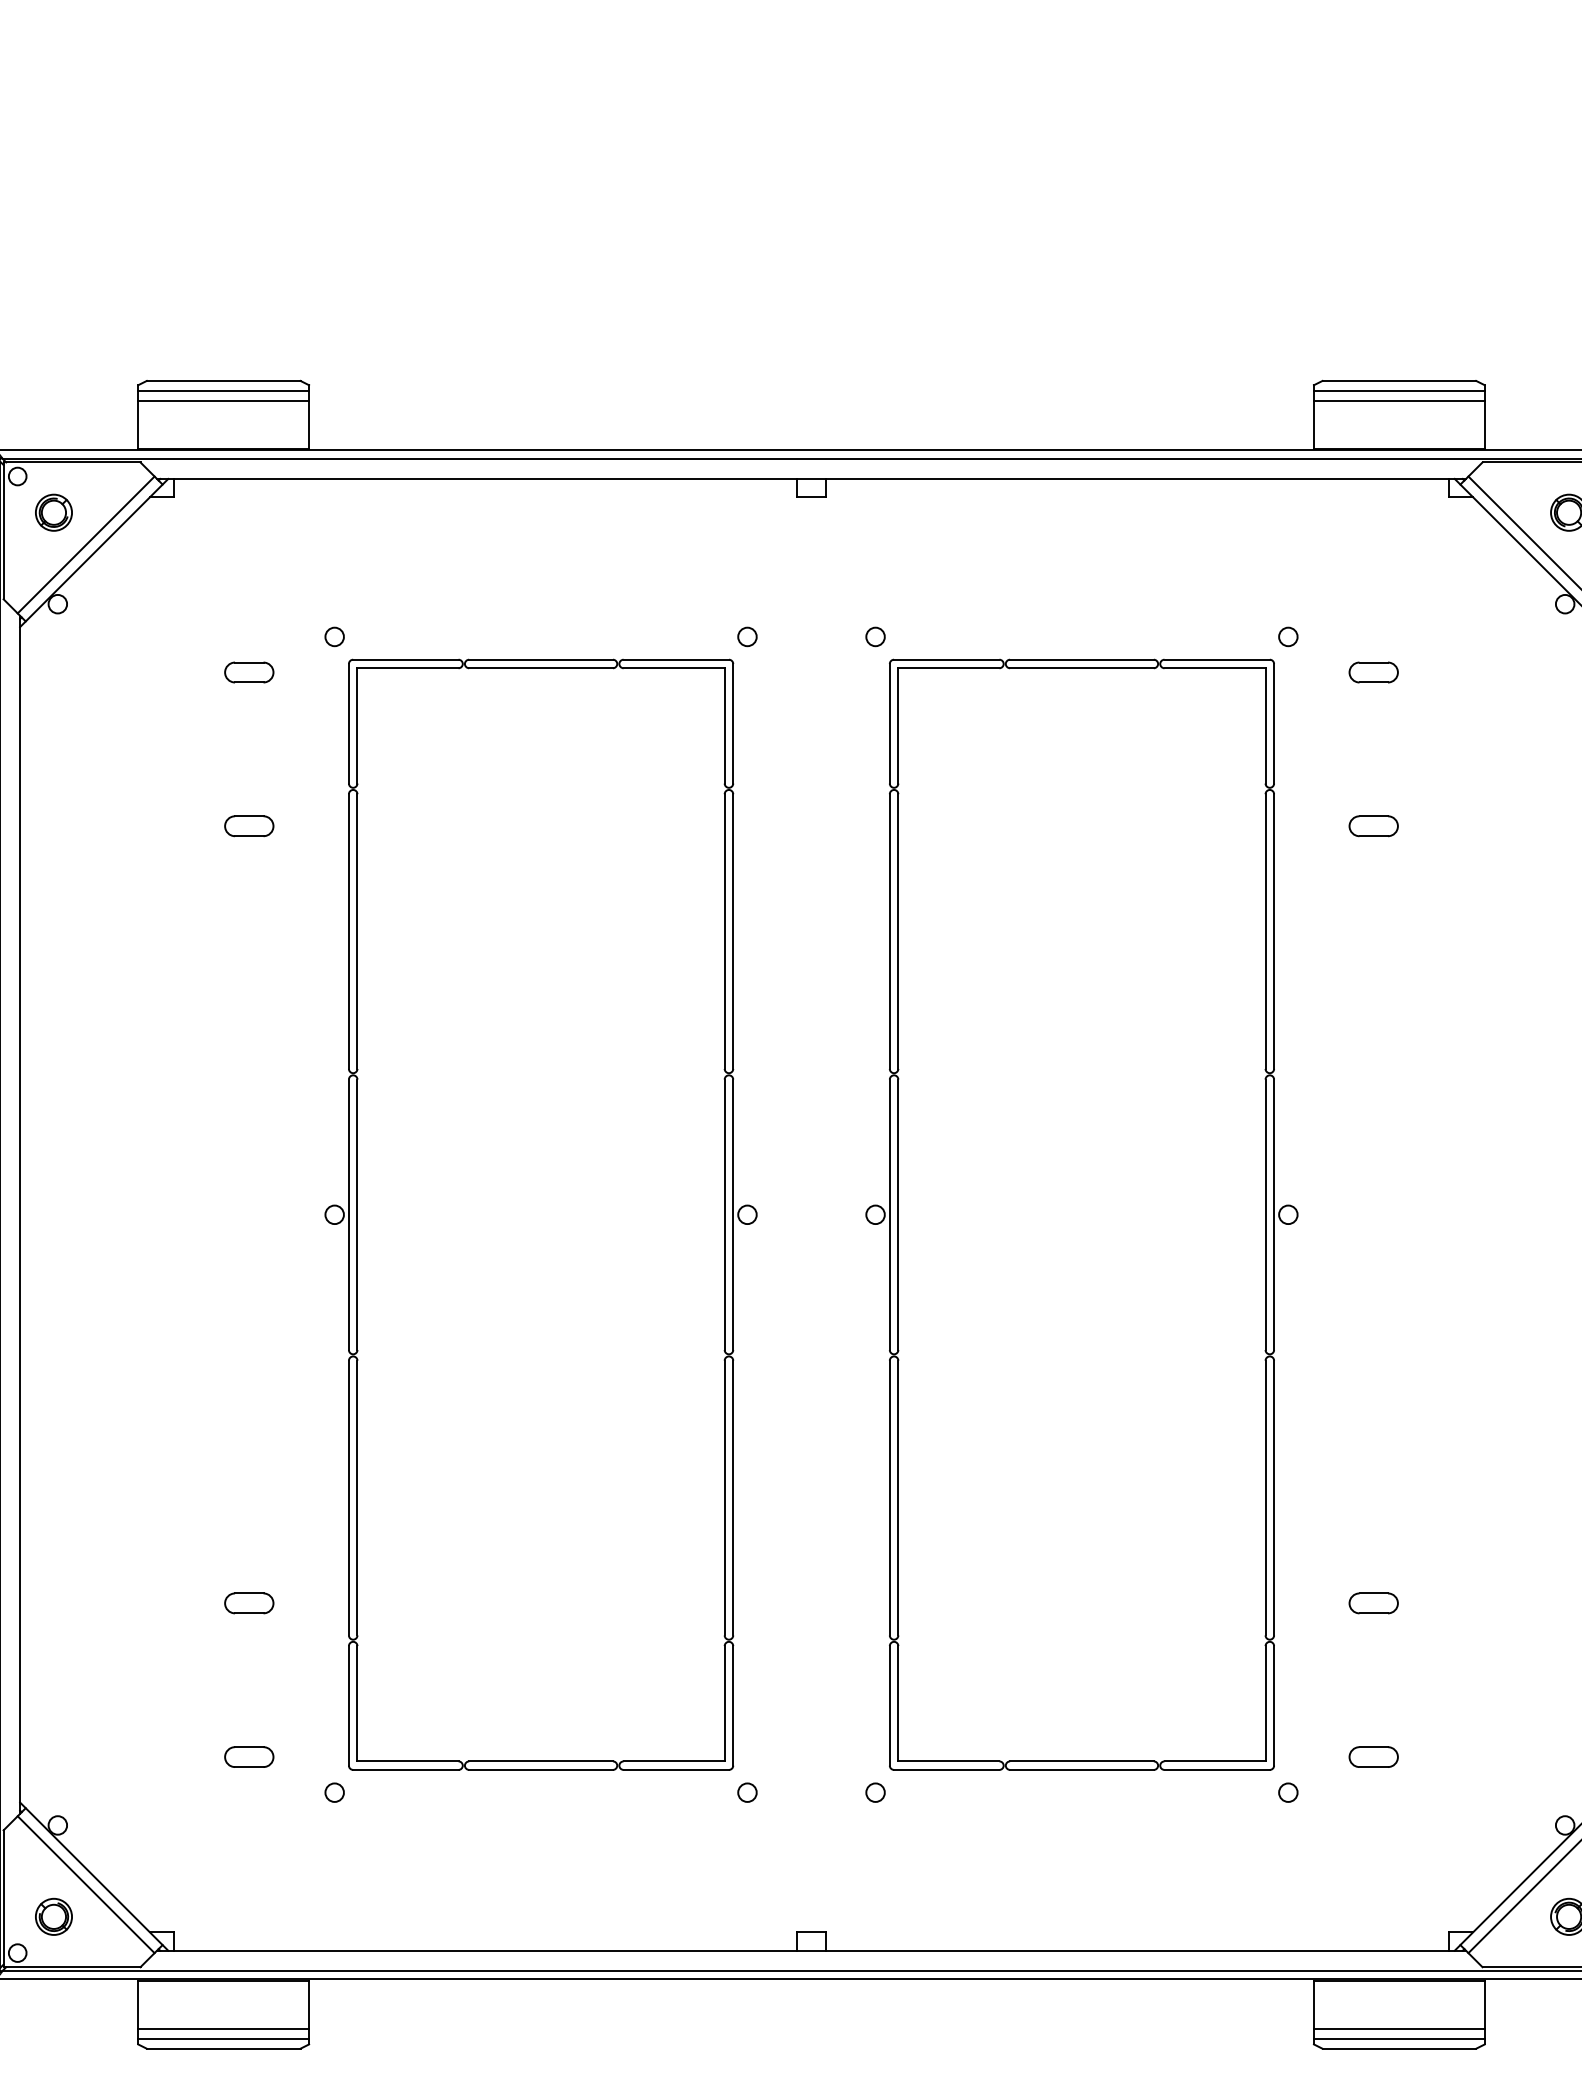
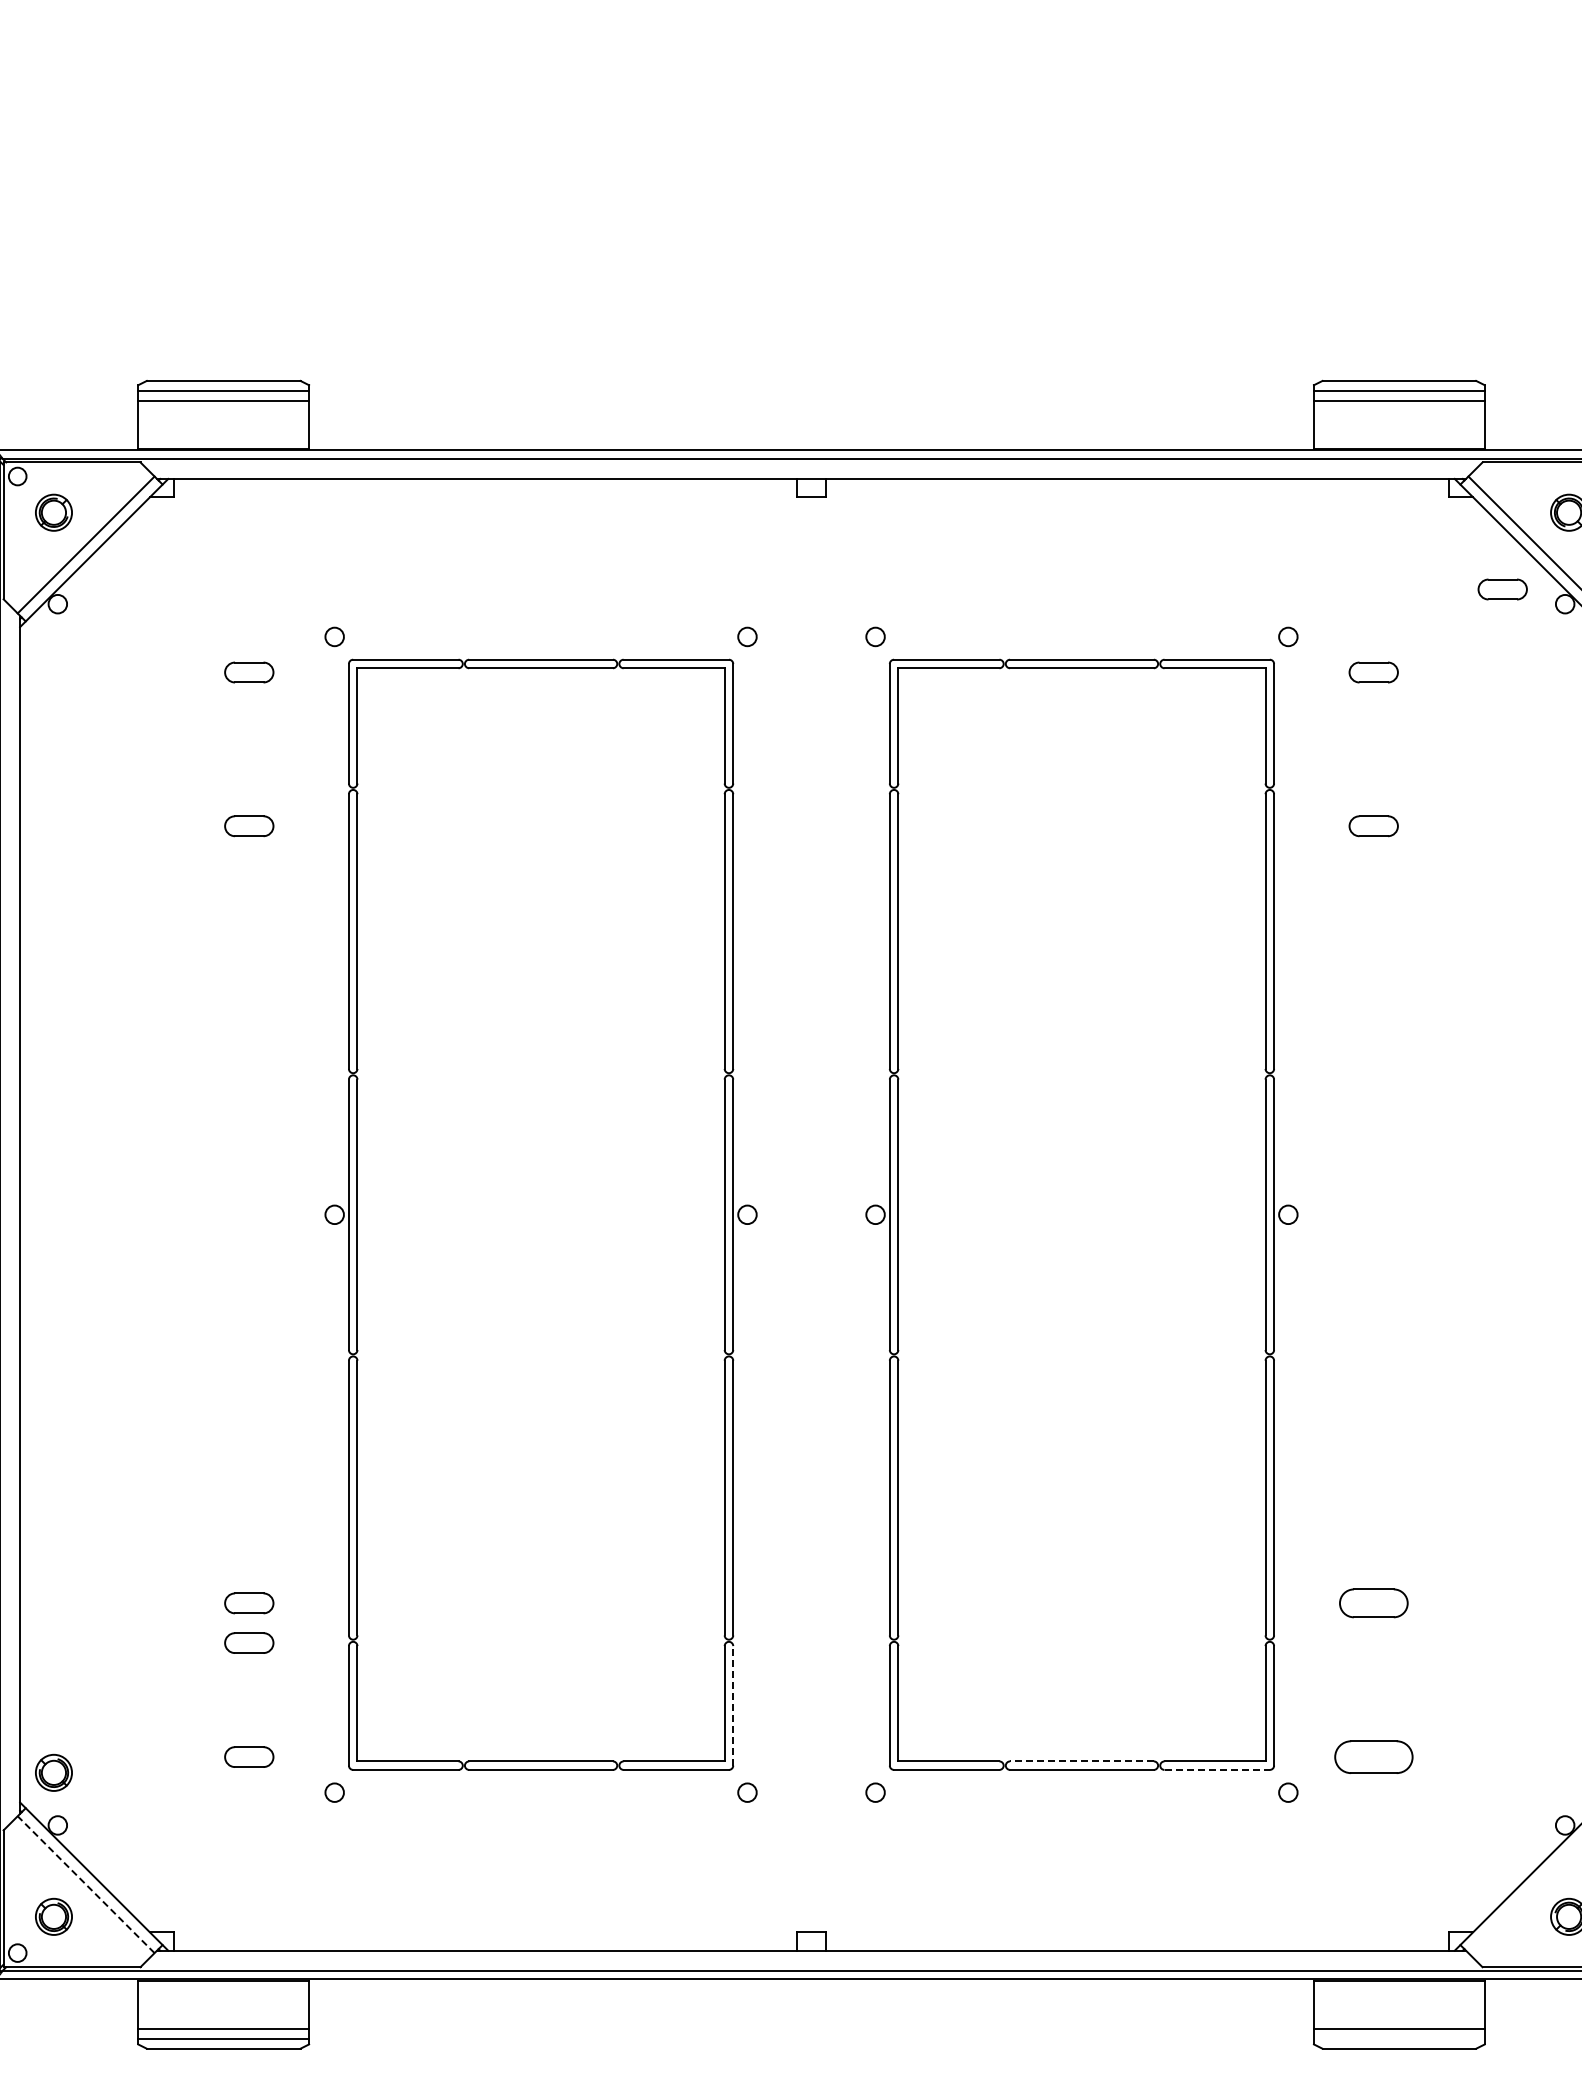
part: none -> present (1502, 589)
part size: 51x23 px -> 70x31 px (1373, 1603)
part: none -> present (249, 1642)
line: solid -> dashed (733, 1705)
part size: 51x22 px -> 80x34 px (1373, 1756)
line: solid -> dashed (1081, 1761)
line: solid -> dashed (1217, 1769)
part: none -> present (53, 1772)
line: solid -> dashed (86, 1884)
line: present -> none (1523, 1898)
line: present -> none (1398, 2038)
